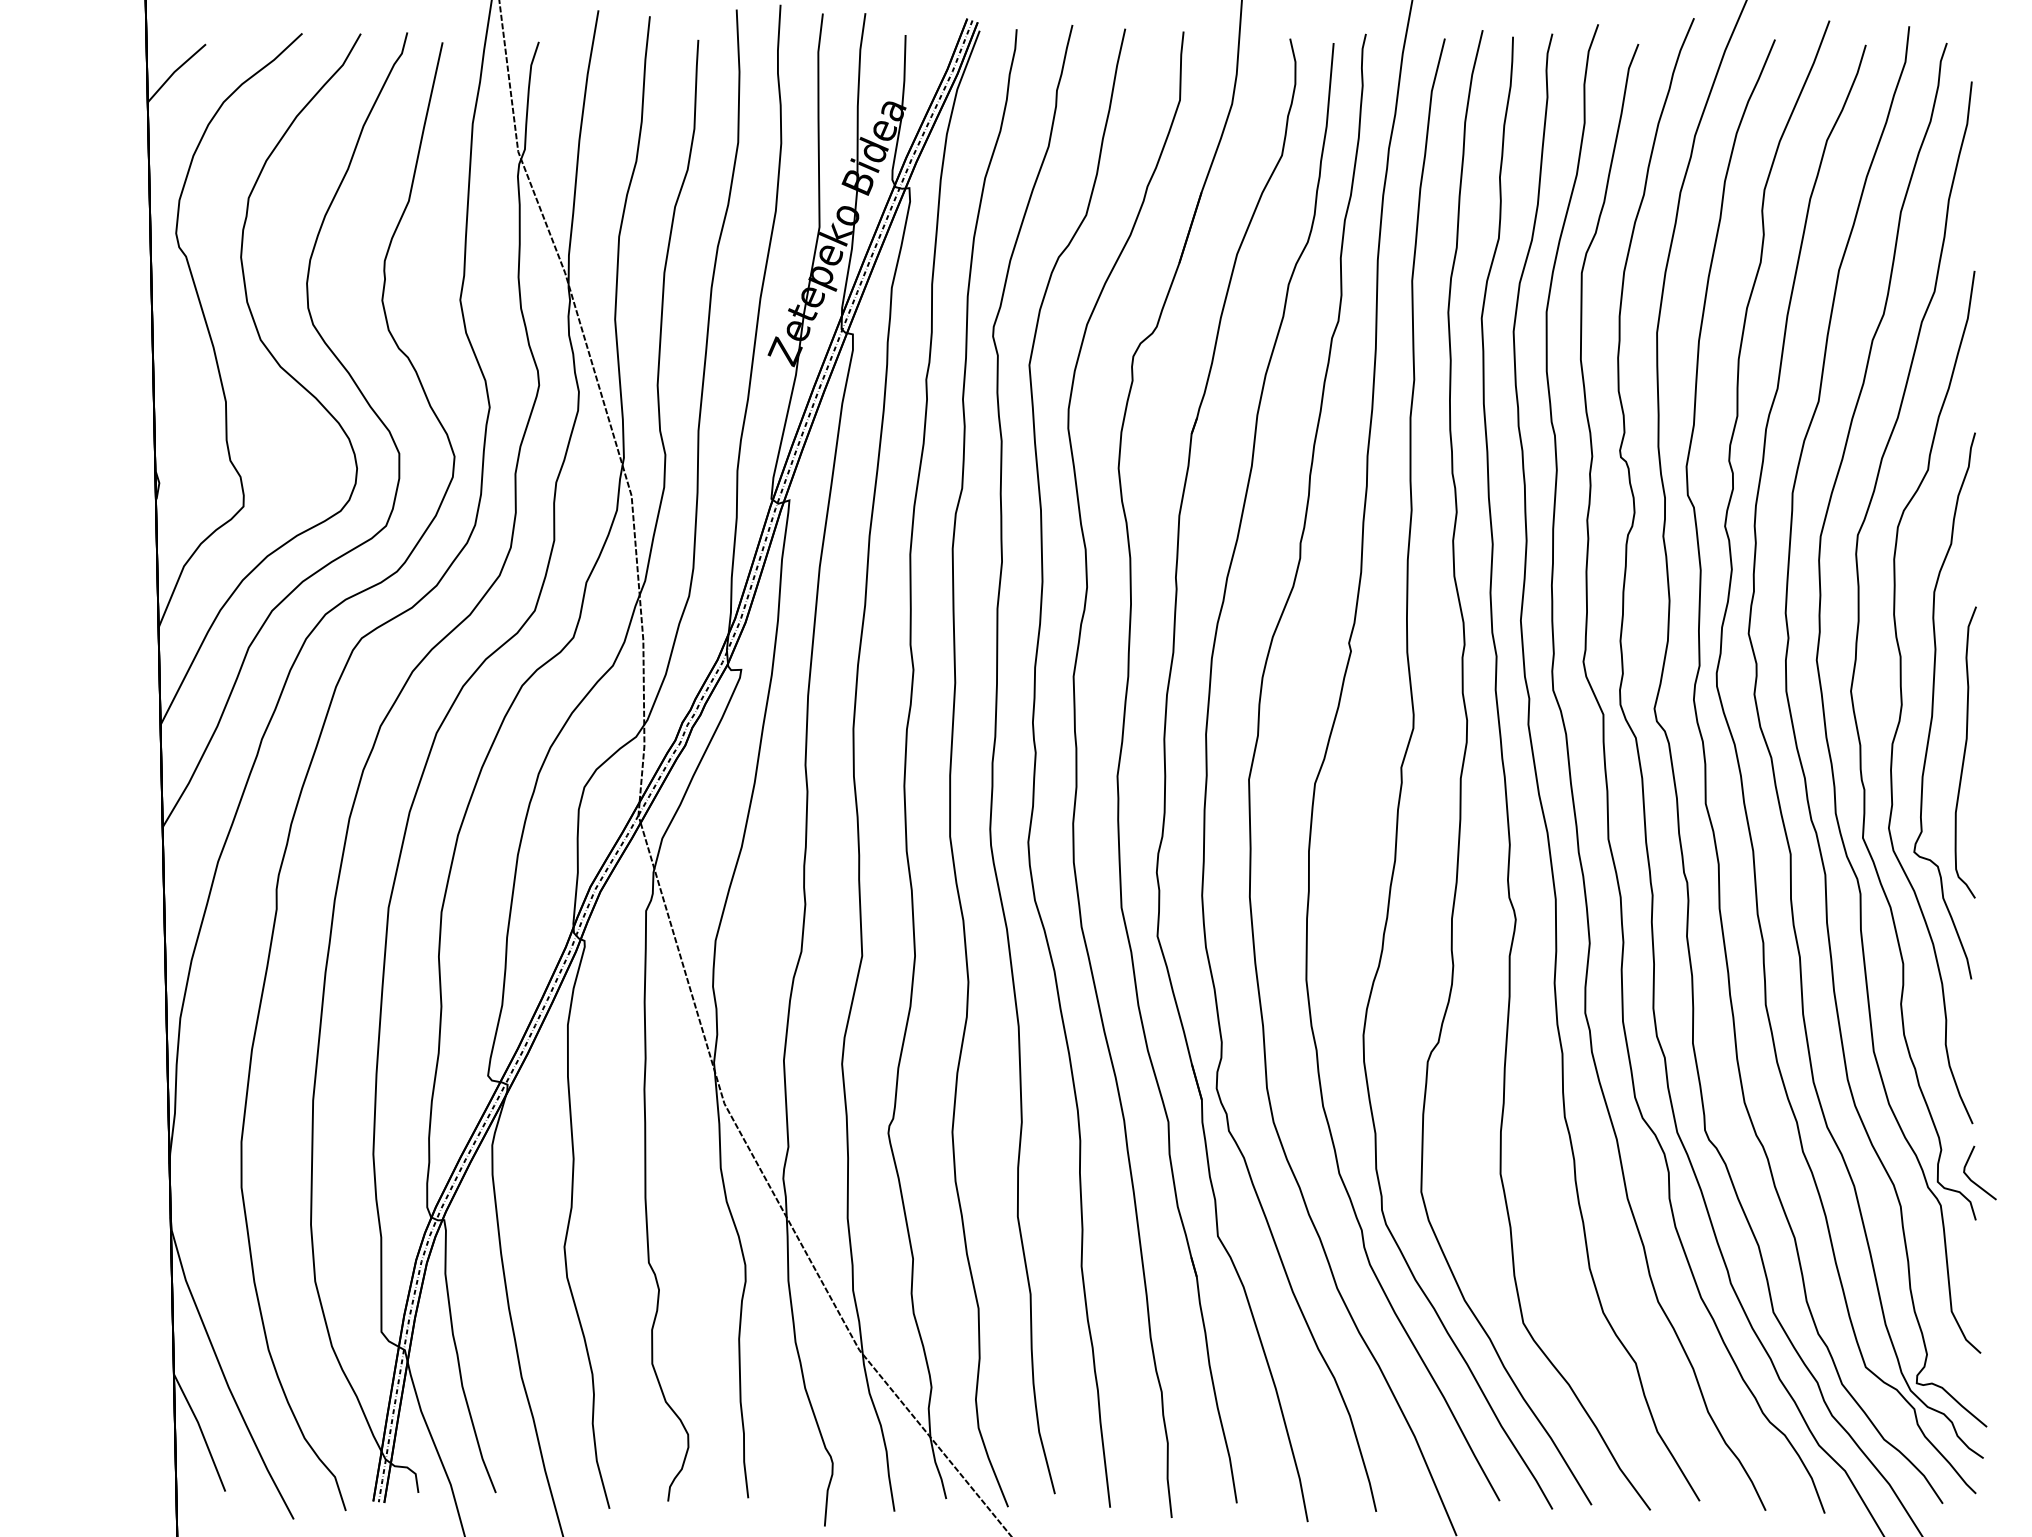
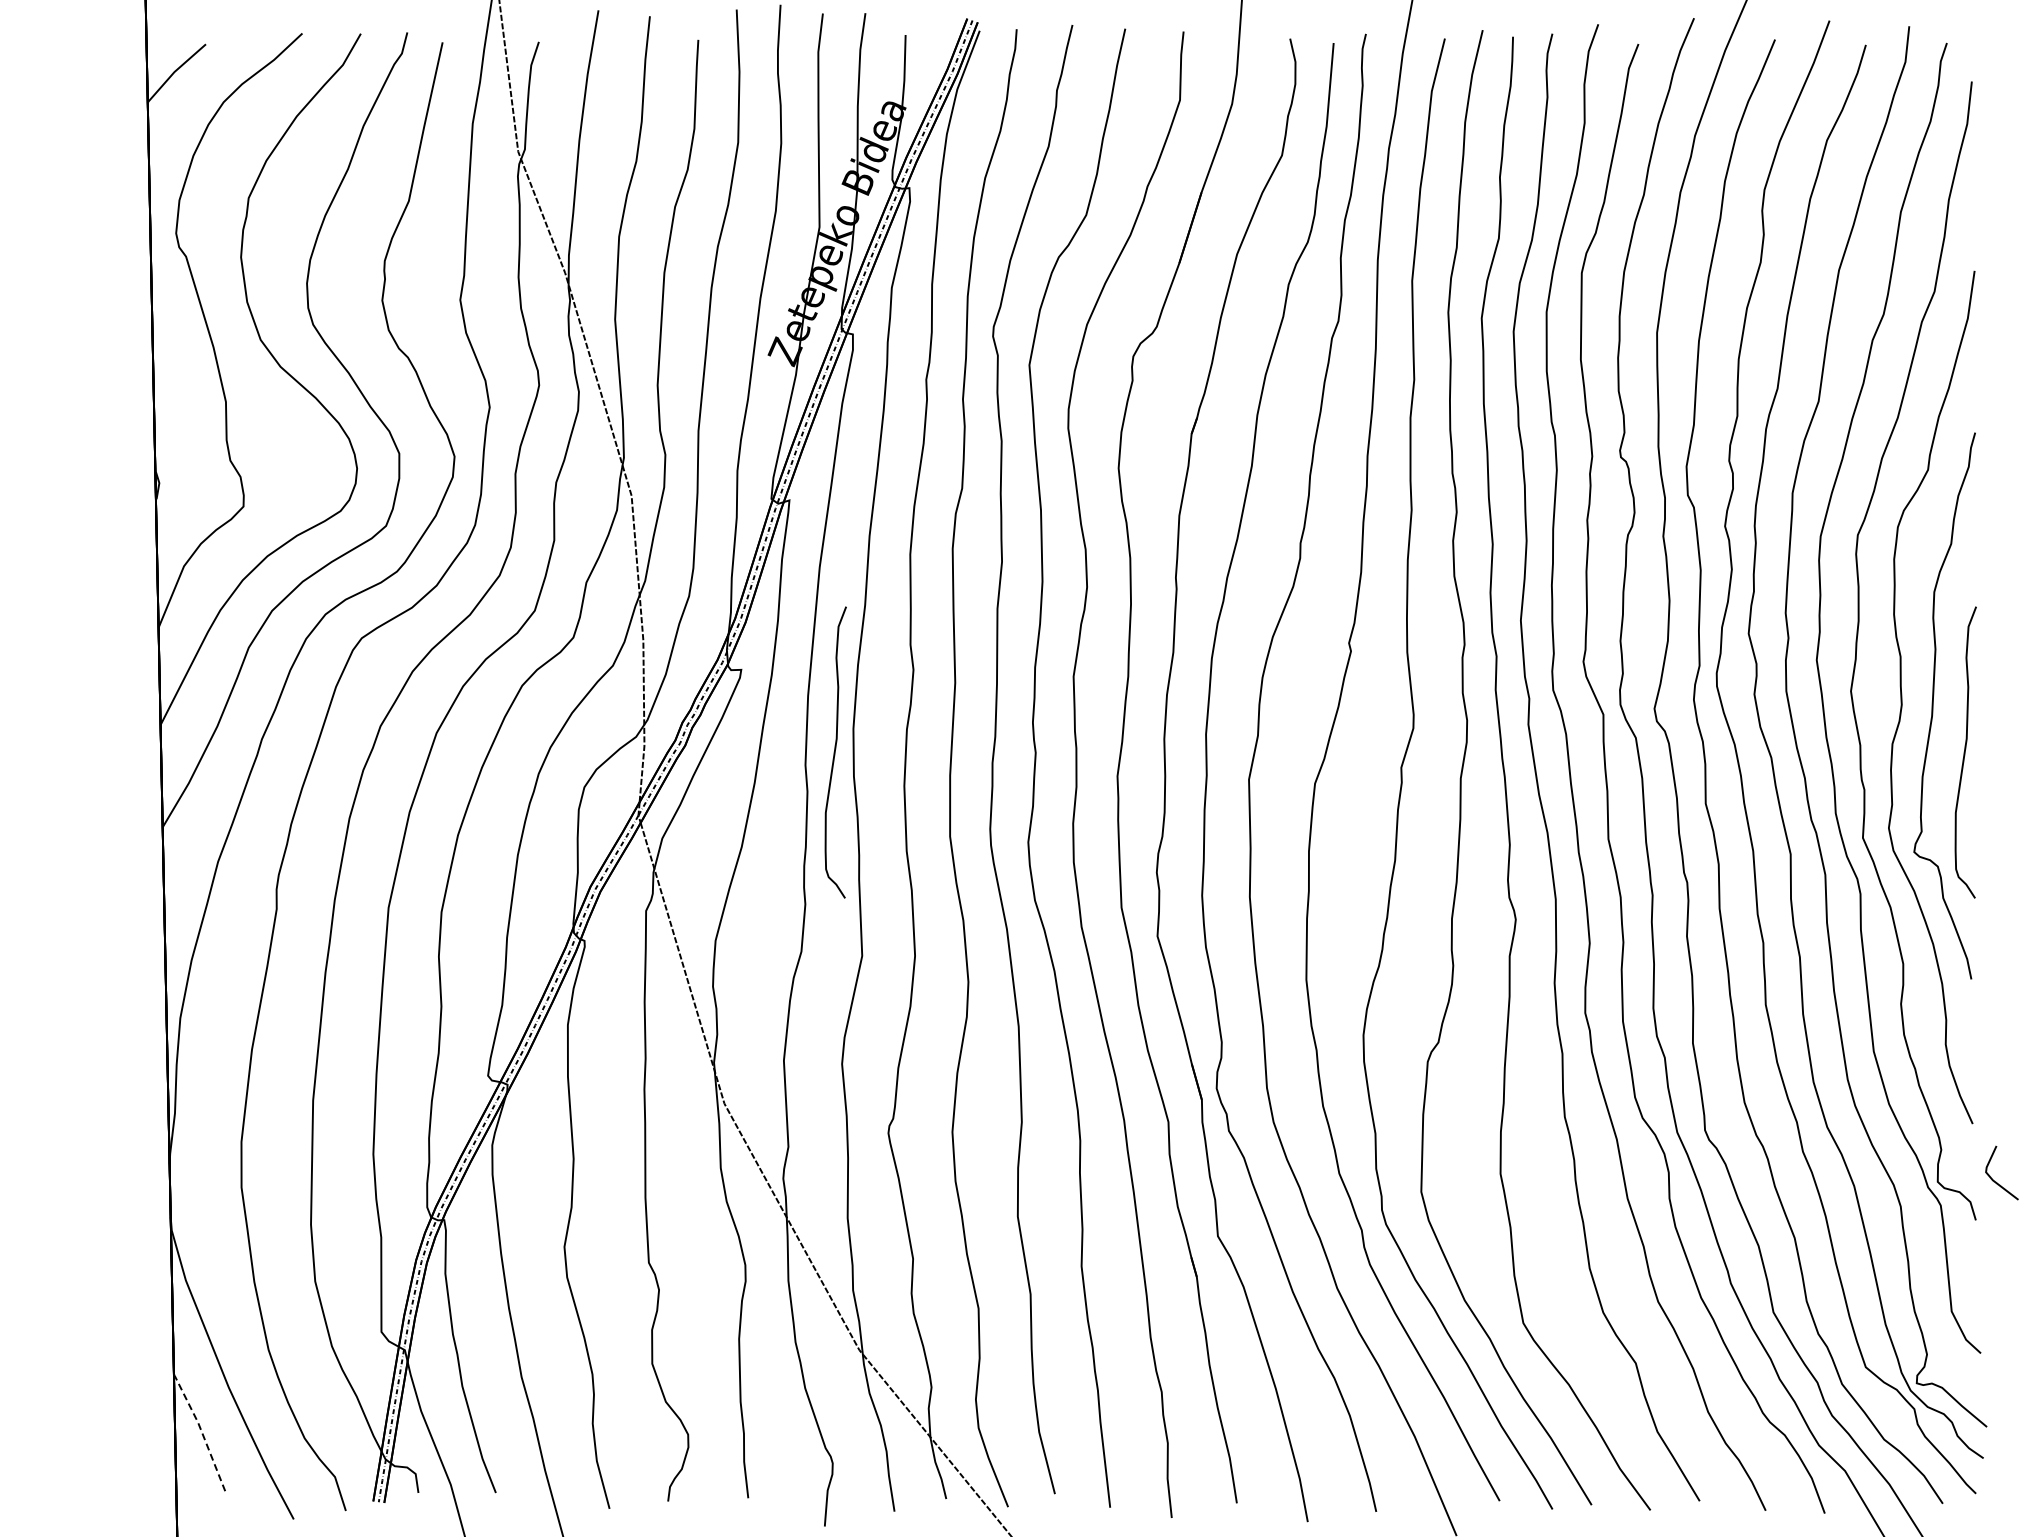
curve: none -> present (835, 752)
line position: (1974, 1181) -> (1996, 1181) (1996, 1181)
line: solid -> dashed (201, 1430)
